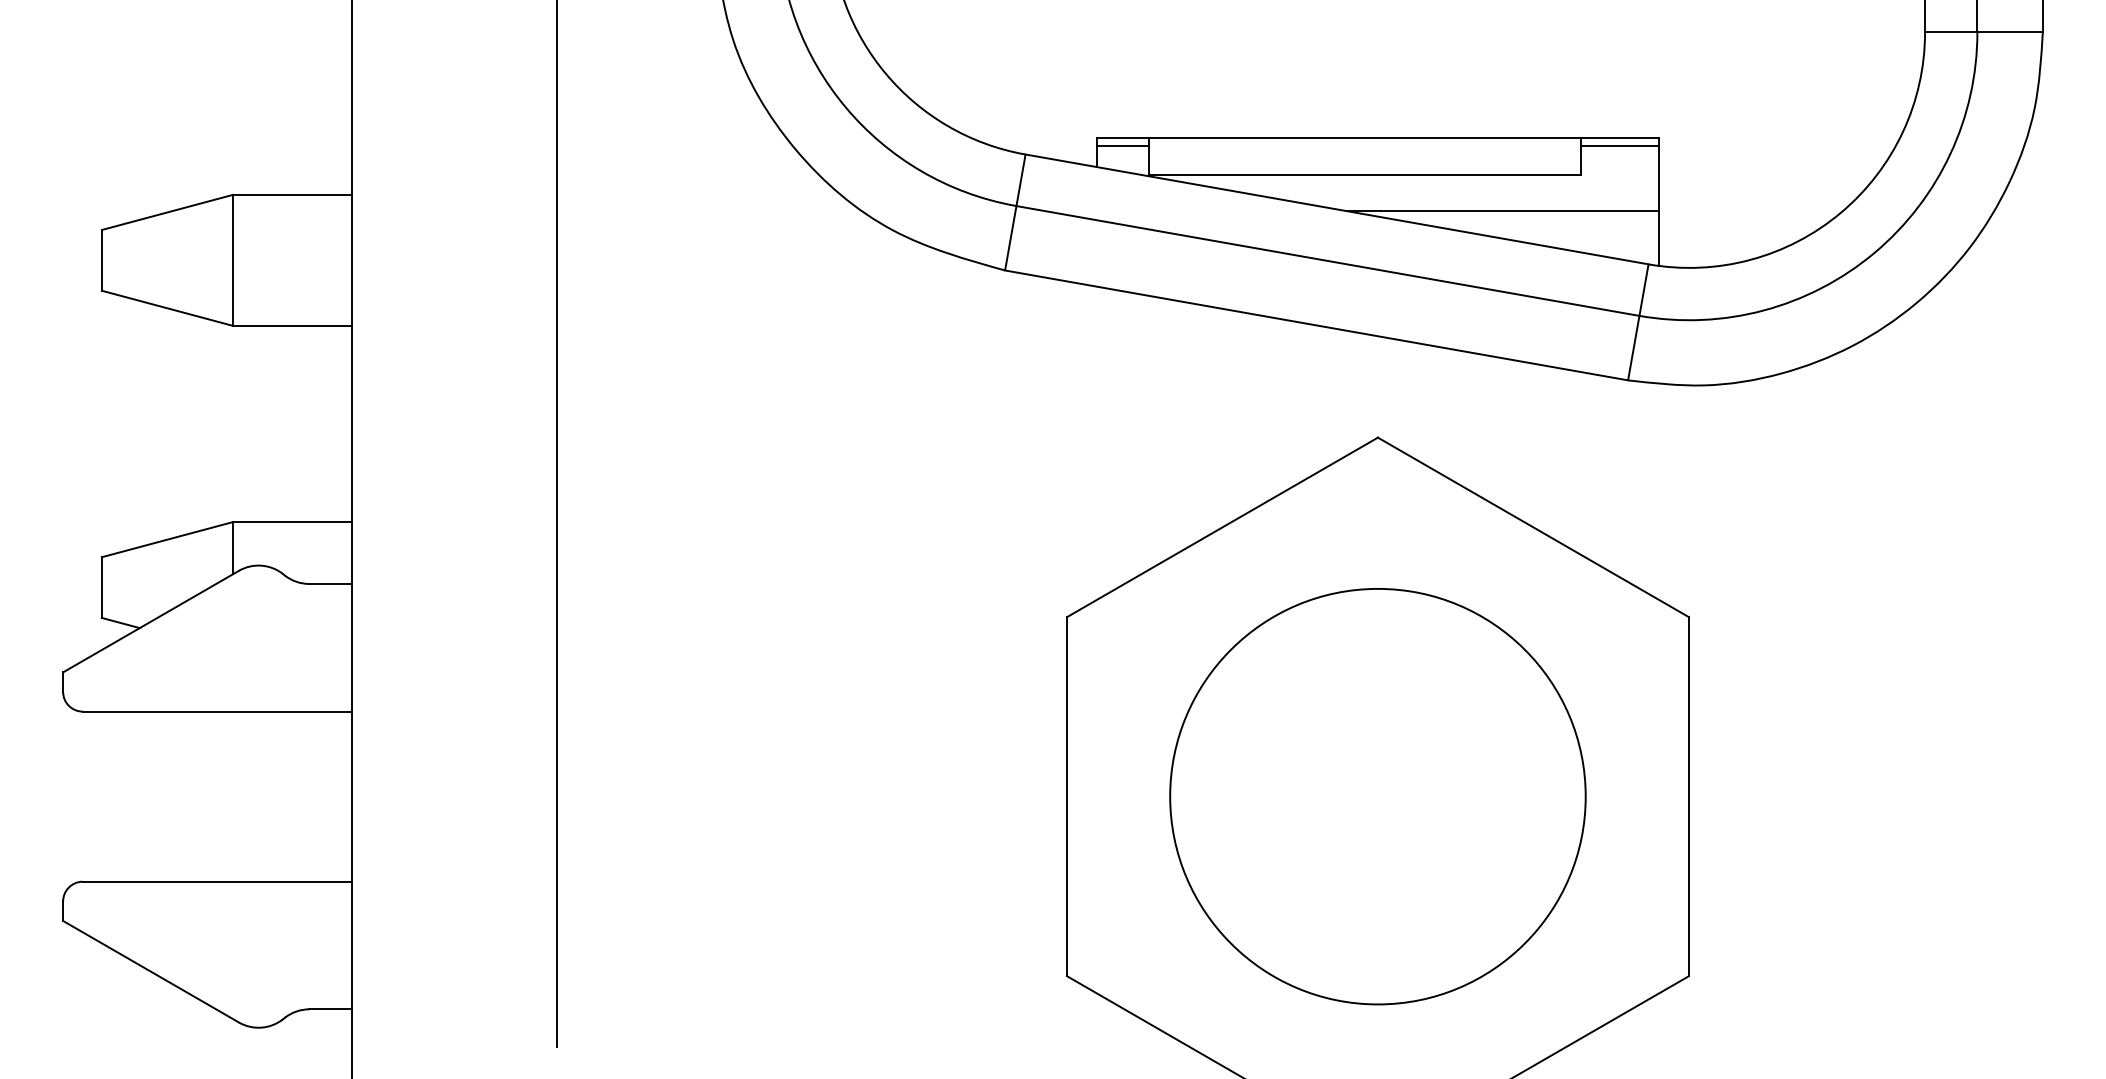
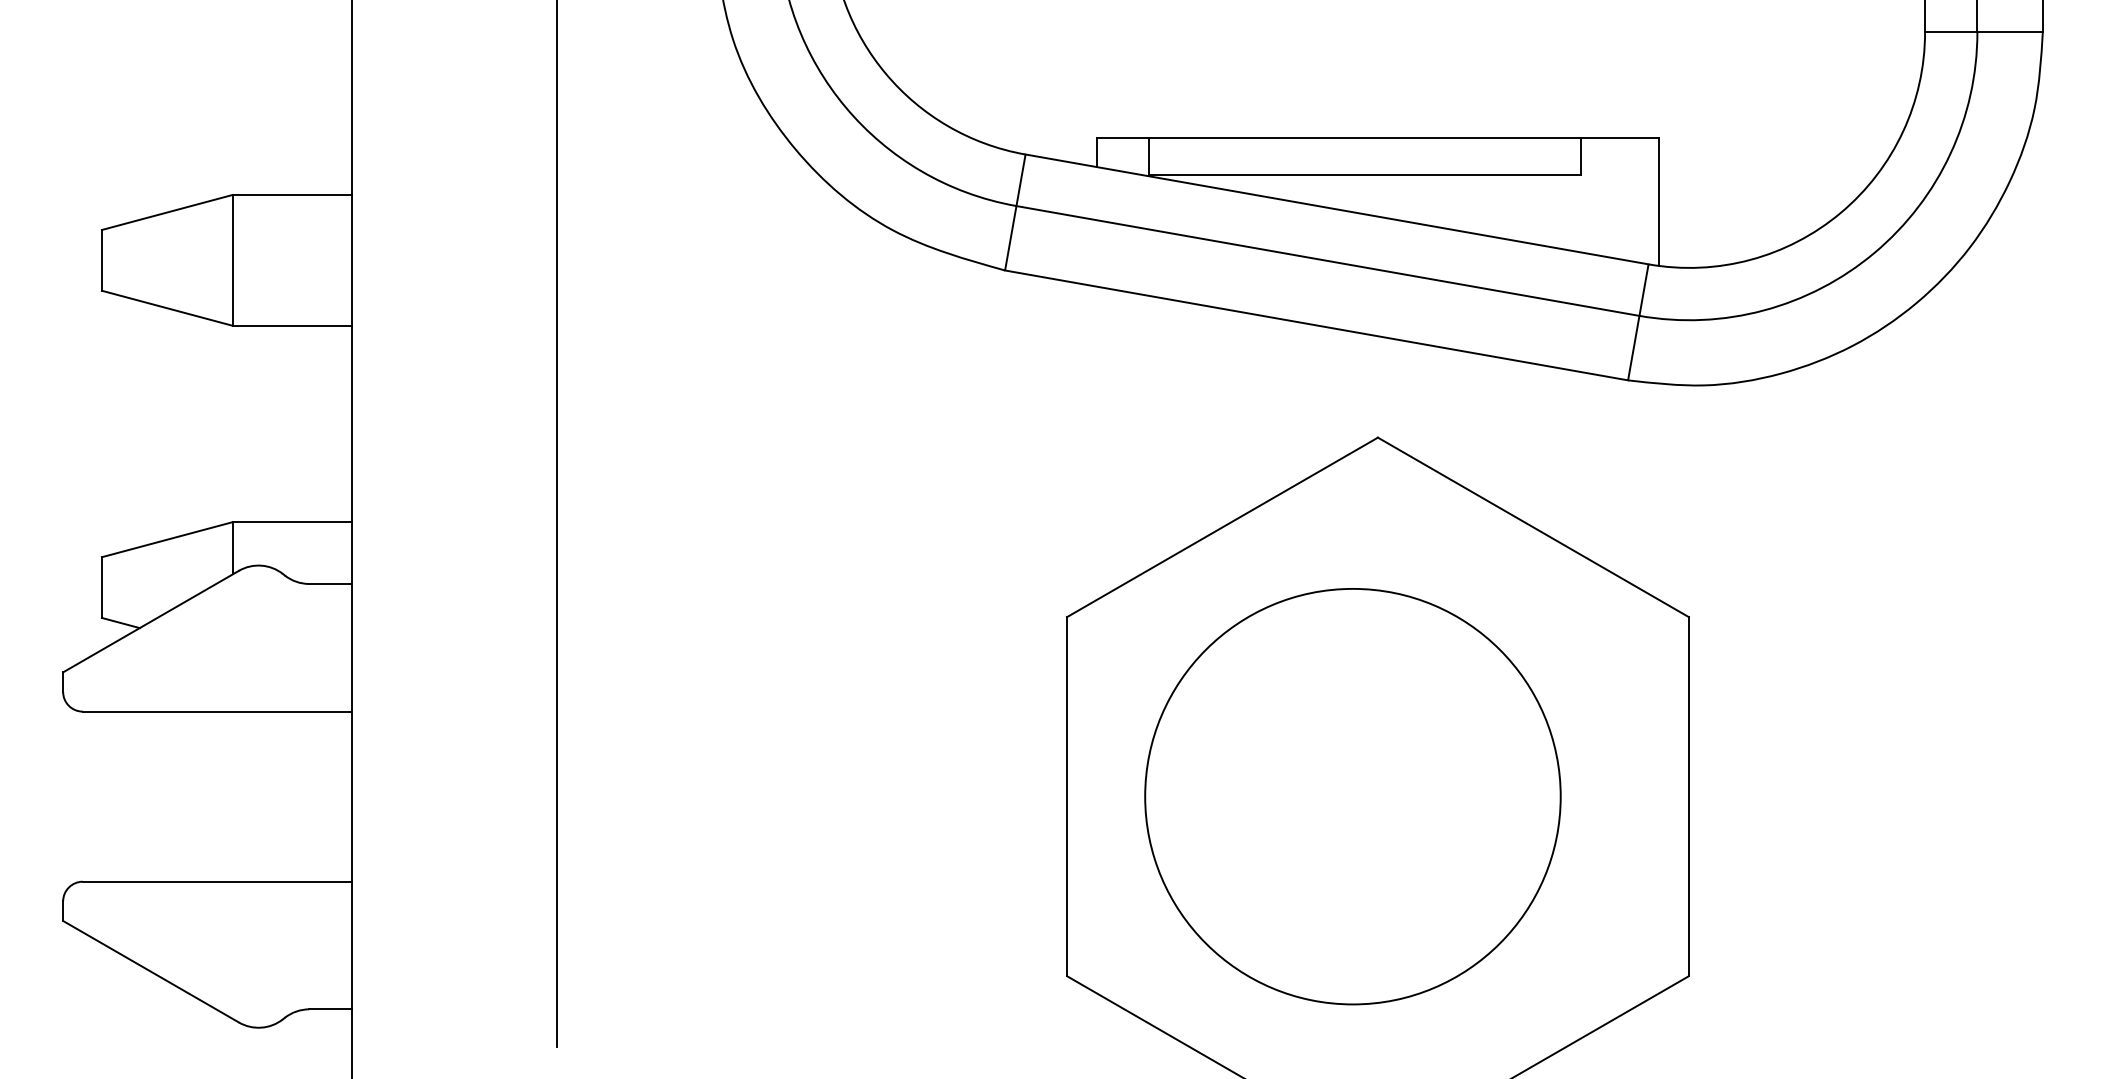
line: present -> none (1122, 145)
line: present -> none (1619, 145)
line: present -> none (1502, 210)
circle position: (1377, 796) -> (1352, 796) (1352, 796)
